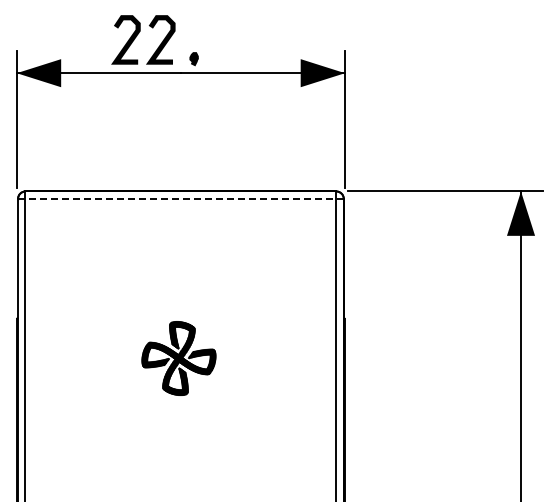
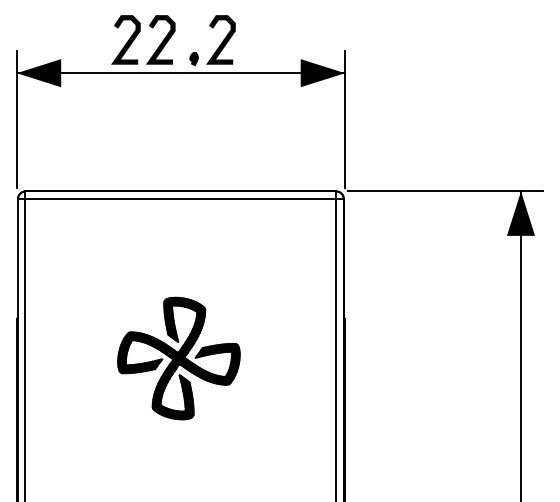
curve: none -> present (222, 41)
line: dashed -> solid (180, 198)
part size: 76x75 px -> 124x125 px (178, 358)
